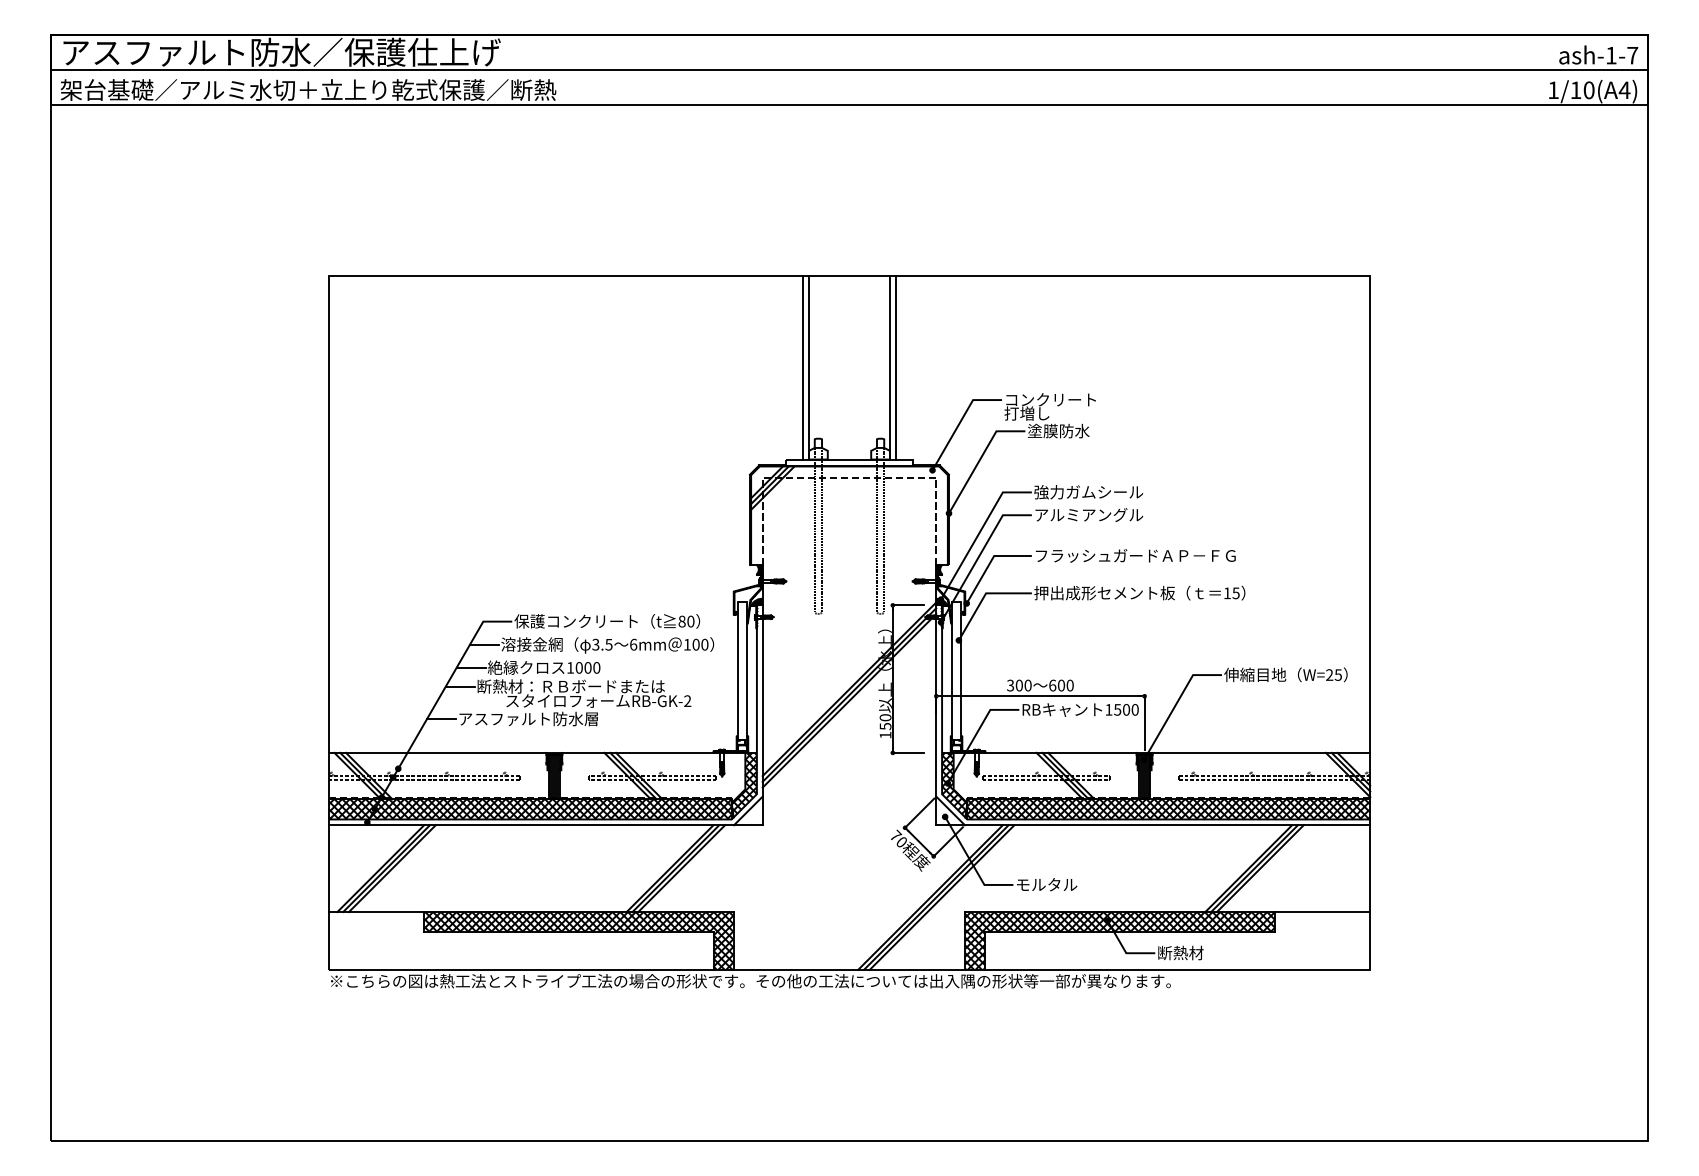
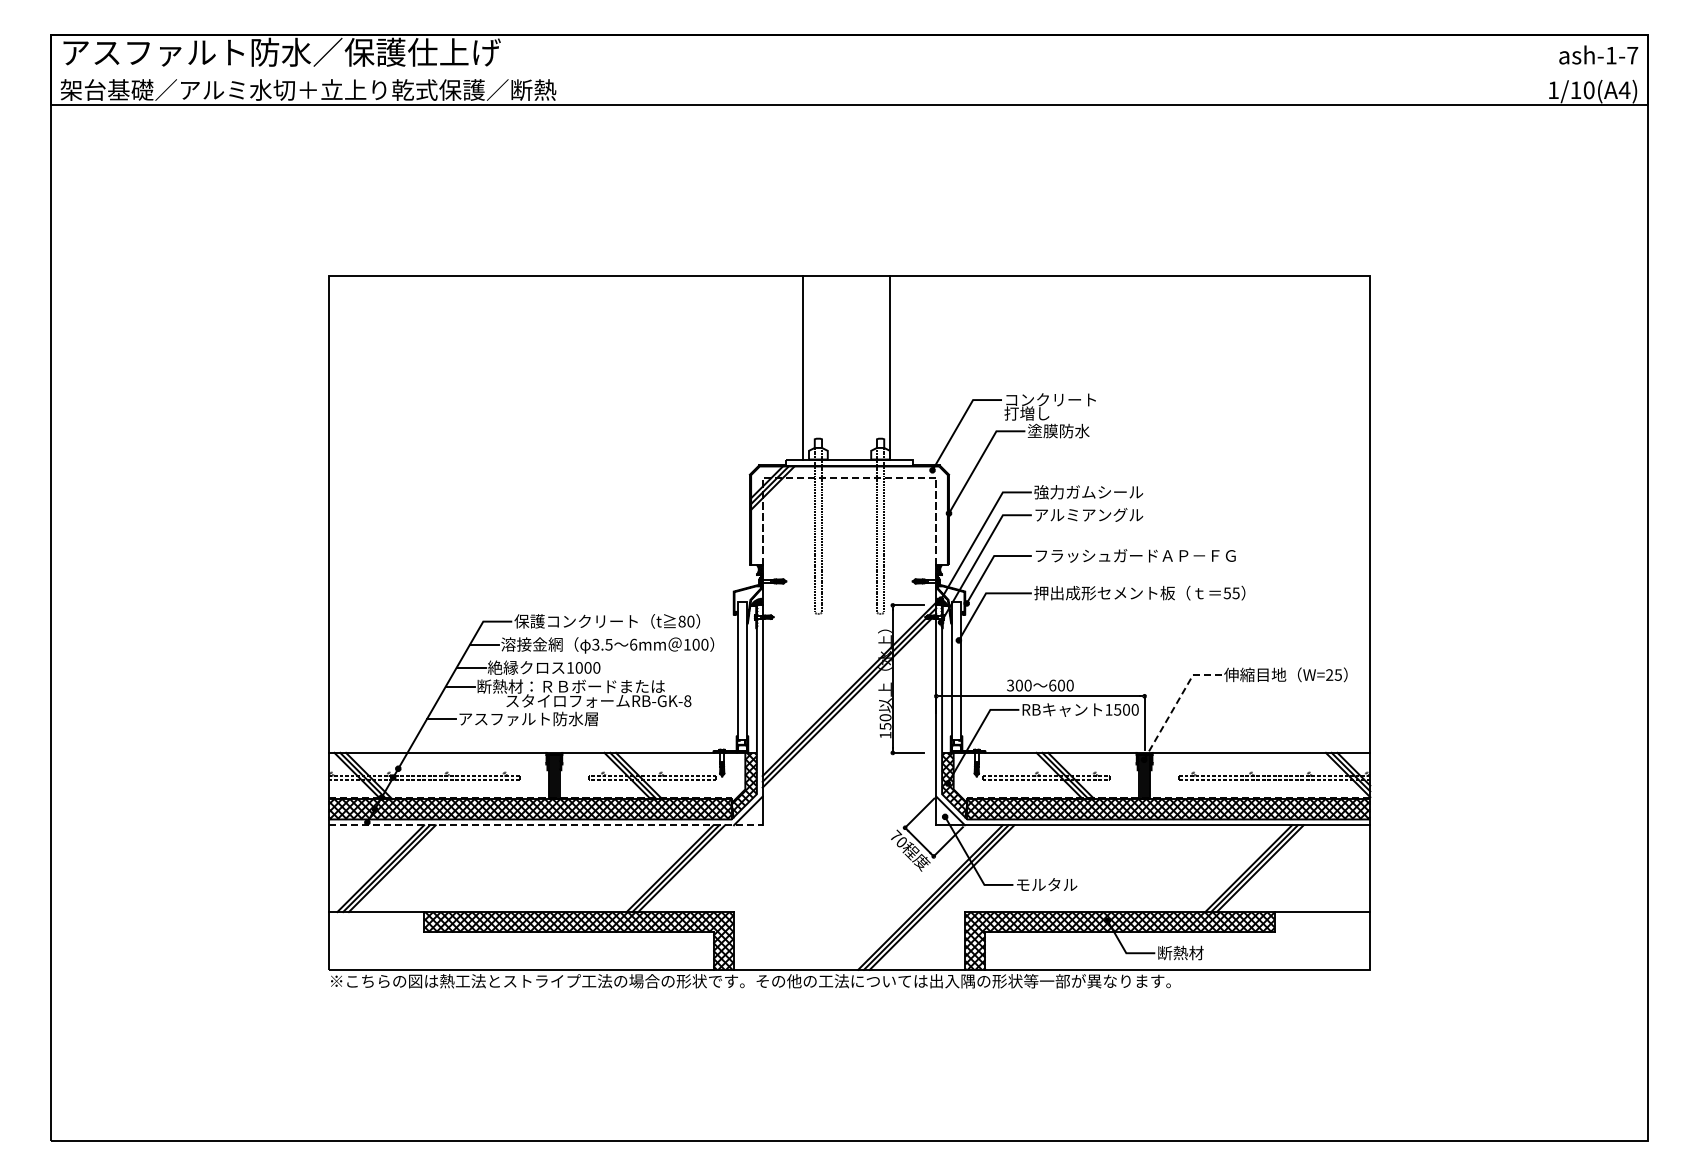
line: present -> none (849, 70)
line: present -> none (808, 367)
line: present -> none (895, 367)
text: 15 -> 55 (1226, 593)
text: RB-GK-2 -> RB-GK-8 (687, 701)
line: solid -> dashed (1176, 704)
line: solid -> dashed (545, 825)
